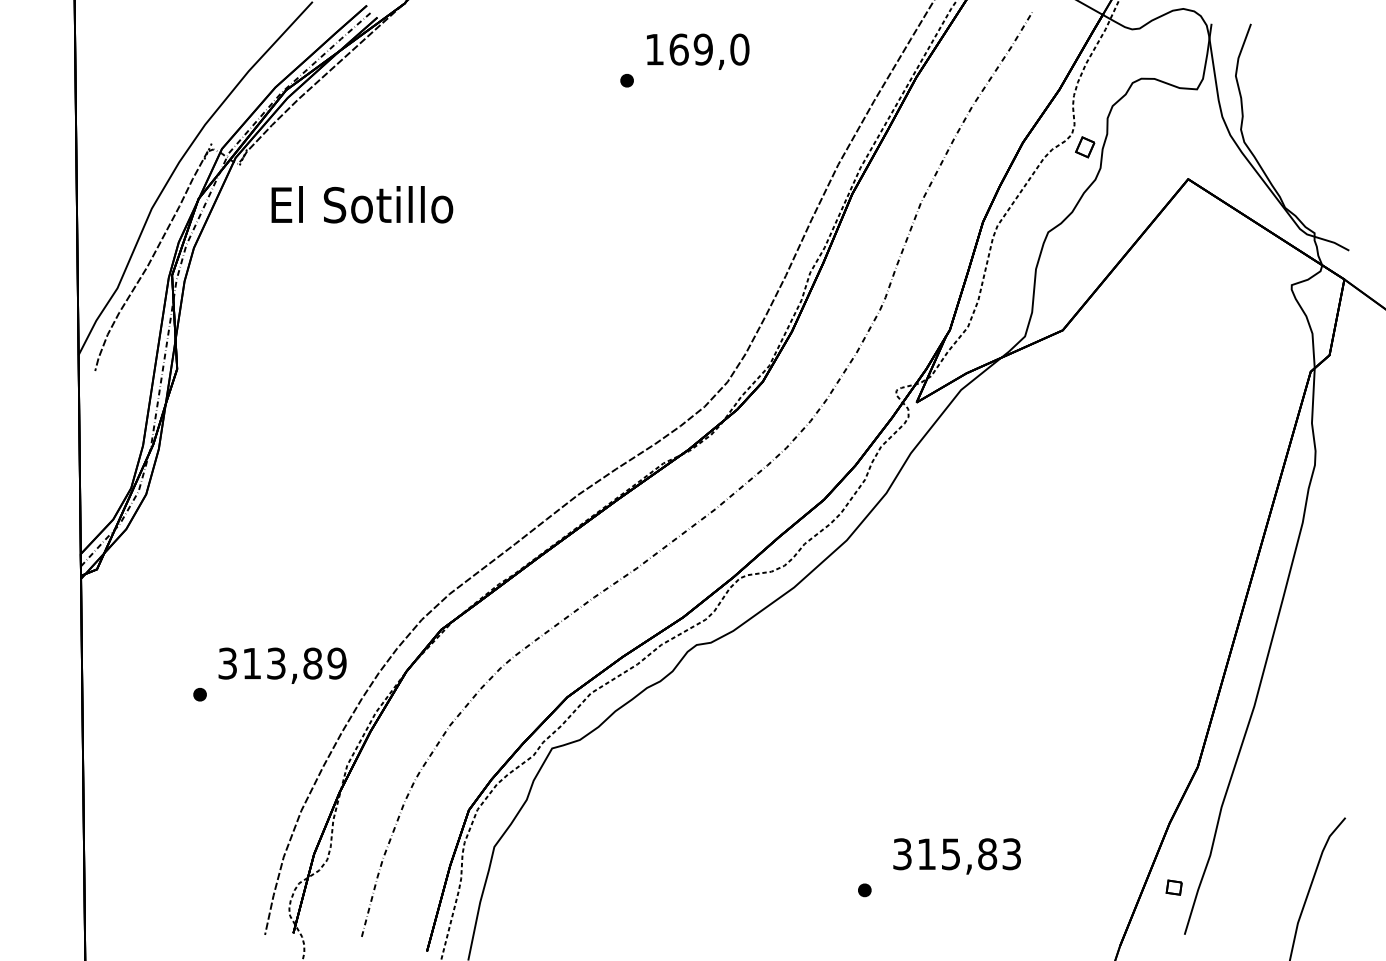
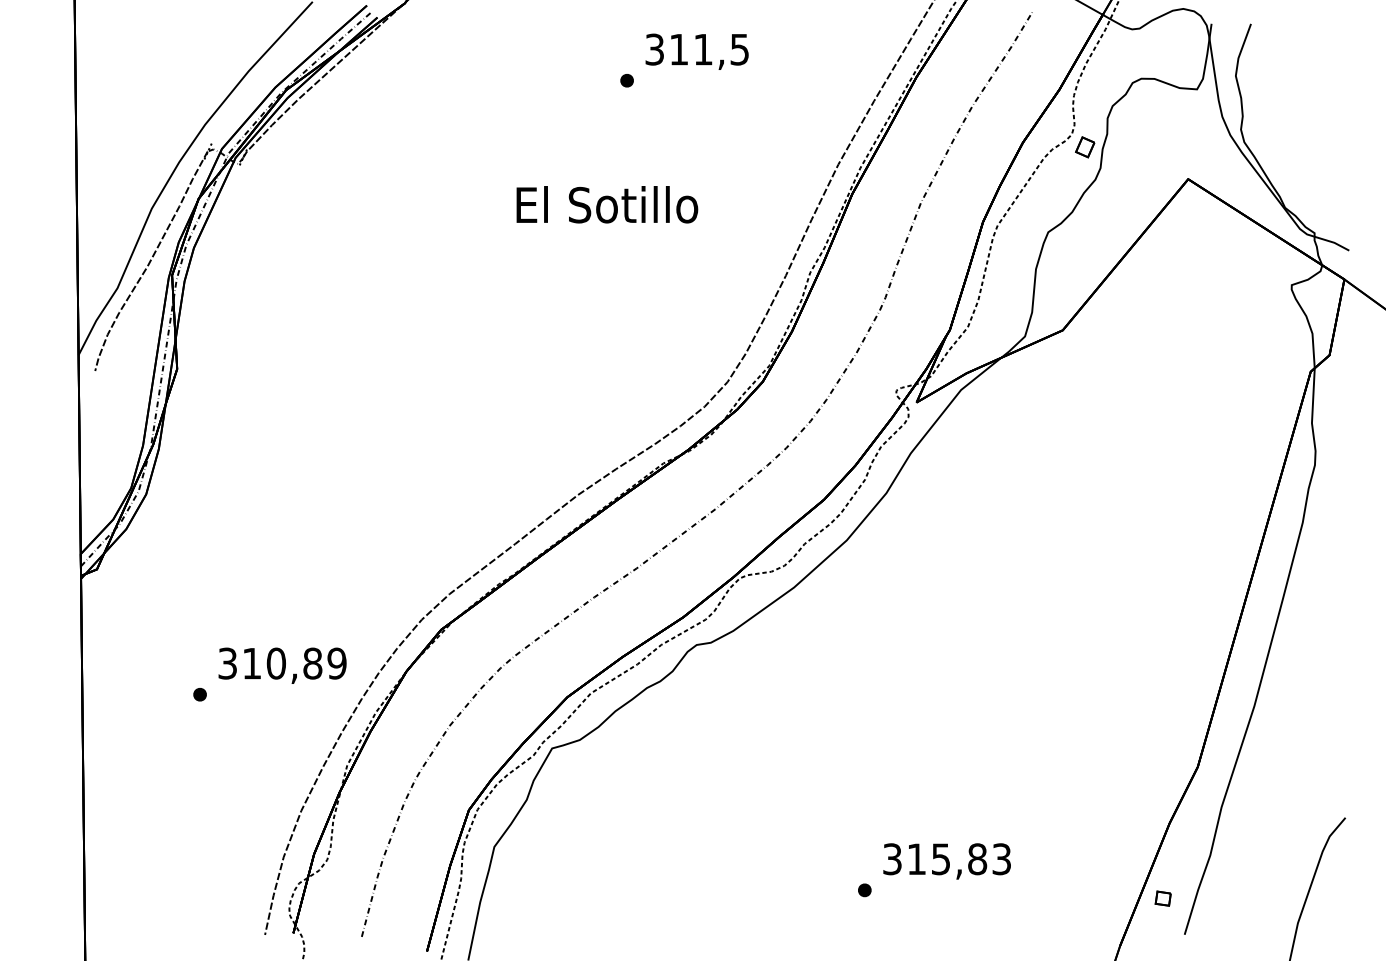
text: 169,0 -> 311,5 (697, 49)
text position: (362, 204) -> (607, 204) (607, 204)
text: 313,89 -> 310,89 (275, 663)
text position: (956, 856) -> (946, 861) (946, 861)
part position: (1173, 887) -> (1162, 898) (1162, 898)
